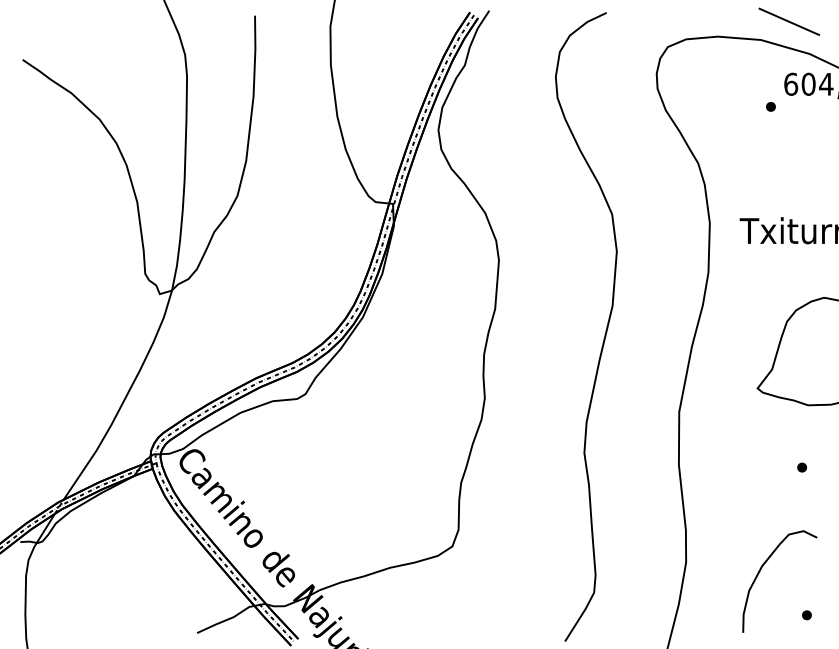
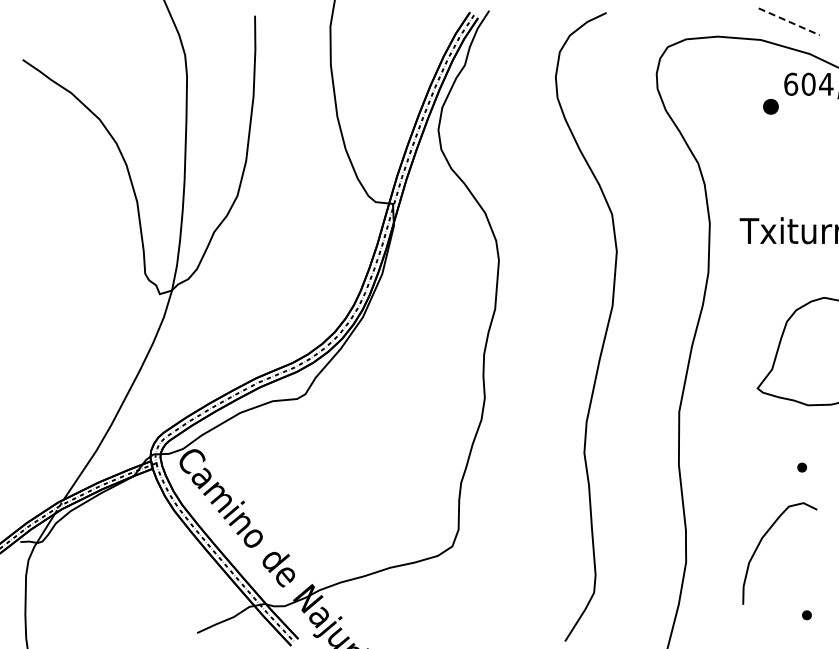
line: solid -> dashed (789, 22)
part size: 10x10 px -> 16x16 px (770, 106)
curve position: (760, 571) -> (760, 543) (760, 543)
